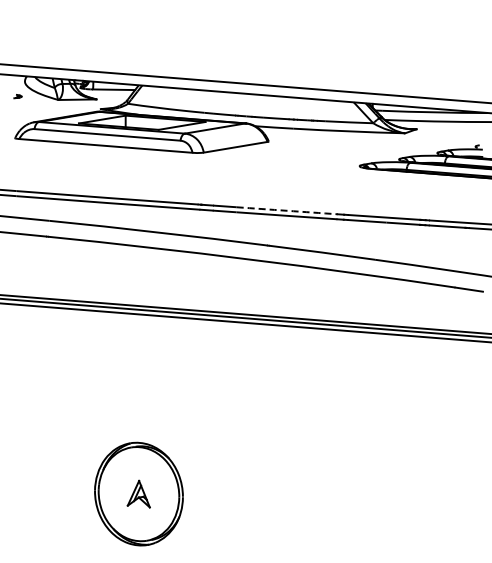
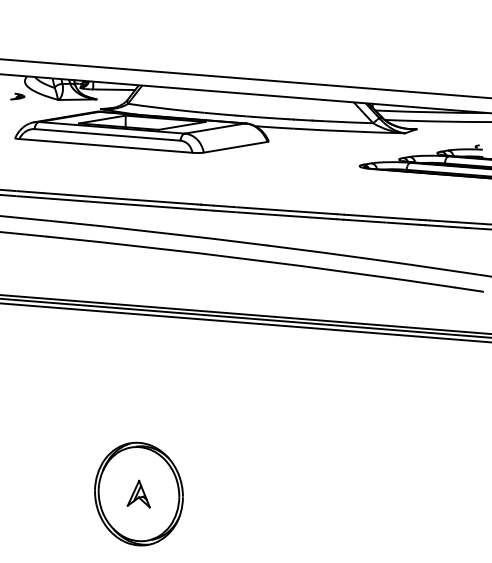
line position: (245, 83) -> (245, 78) (245, 78)
part size: 10x6 px -> 16x9 px (17, 96)
arc: dashed -> solid (287, 210)
